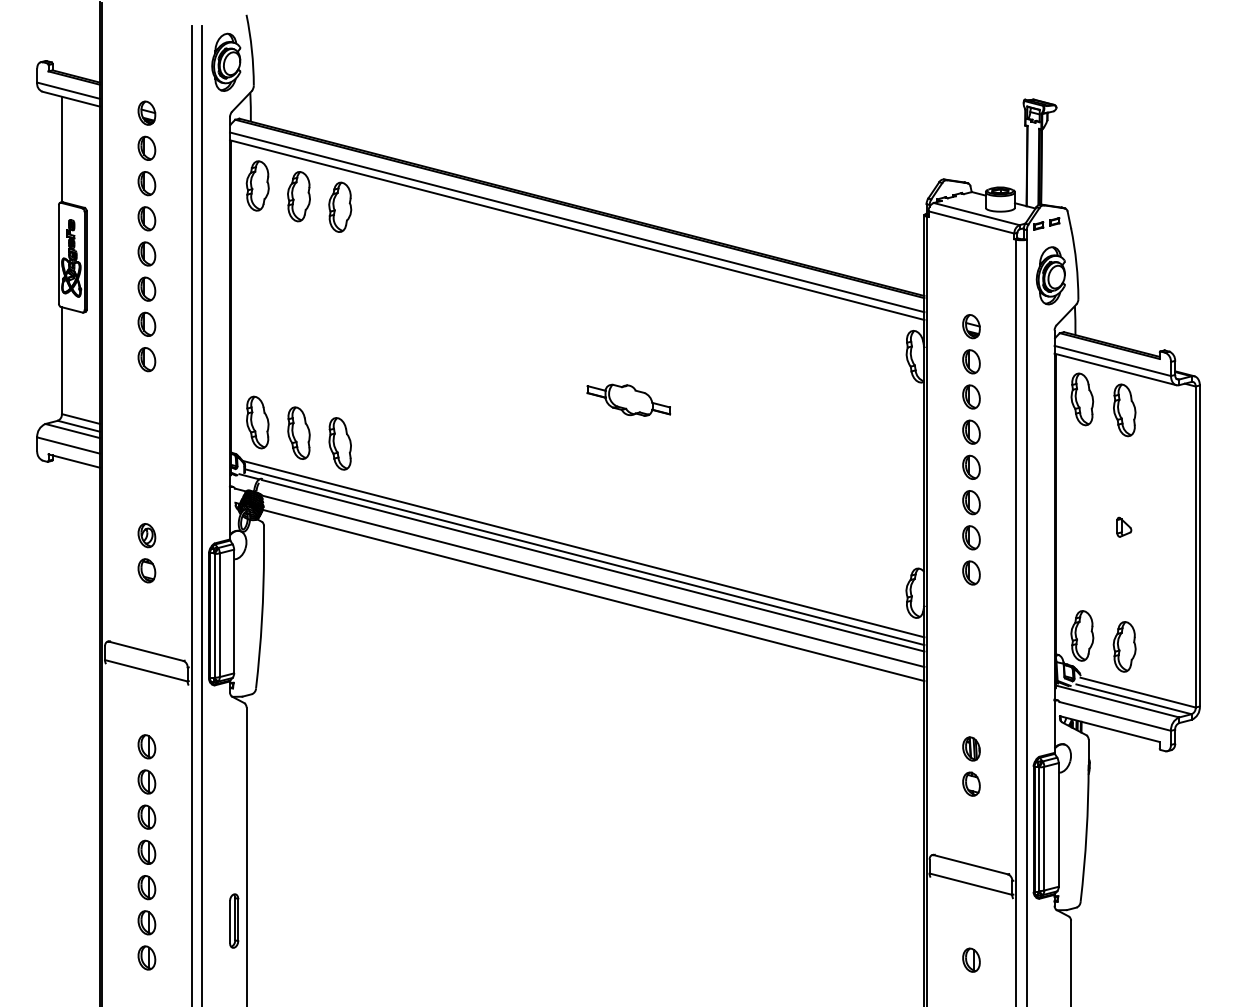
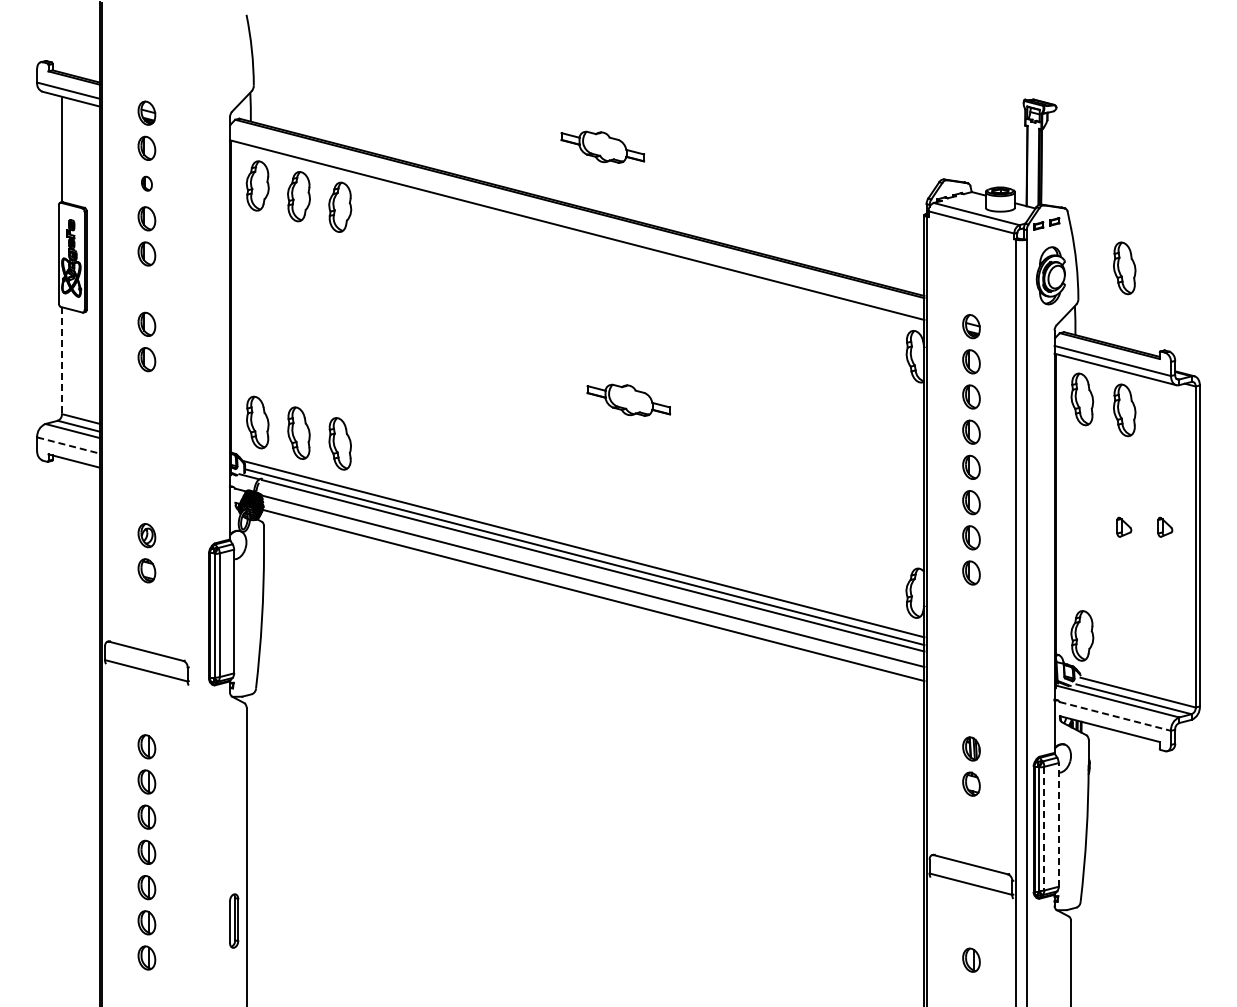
part: present -> none (226, 61)
part: none -> present (602, 146)
part size: 20x26 px -> 12x17 px (146, 183)
line: present -> none (577, 222)
part: none -> present (1124, 268)
part: present -> none (146, 288)
line: solid -> dashed (61, 361)
line: solid -> dashed (69, 445)
line: present -> none (191, 514)
line: present -> none (202, 514)
part: none -> present (1165, 526)
part: present -> none (1124, 646)
line: solid -> dashed (1115, 716)
line: solid -> dashed (1058, 824)
line: solid -> dashed (1044, 828)
